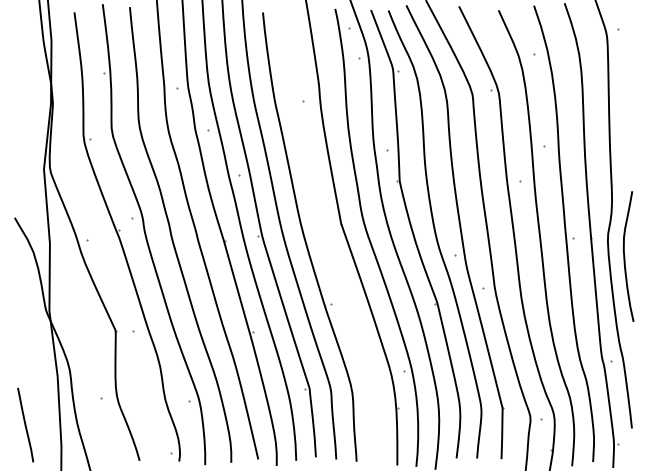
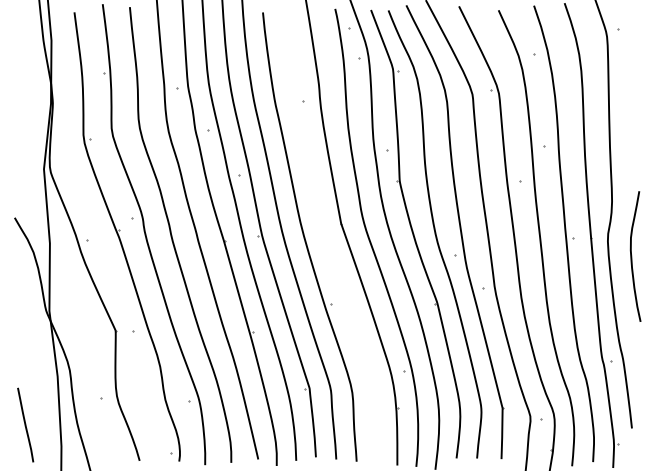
curve position: (625, 256) -> (632, 256) (632, 256)
